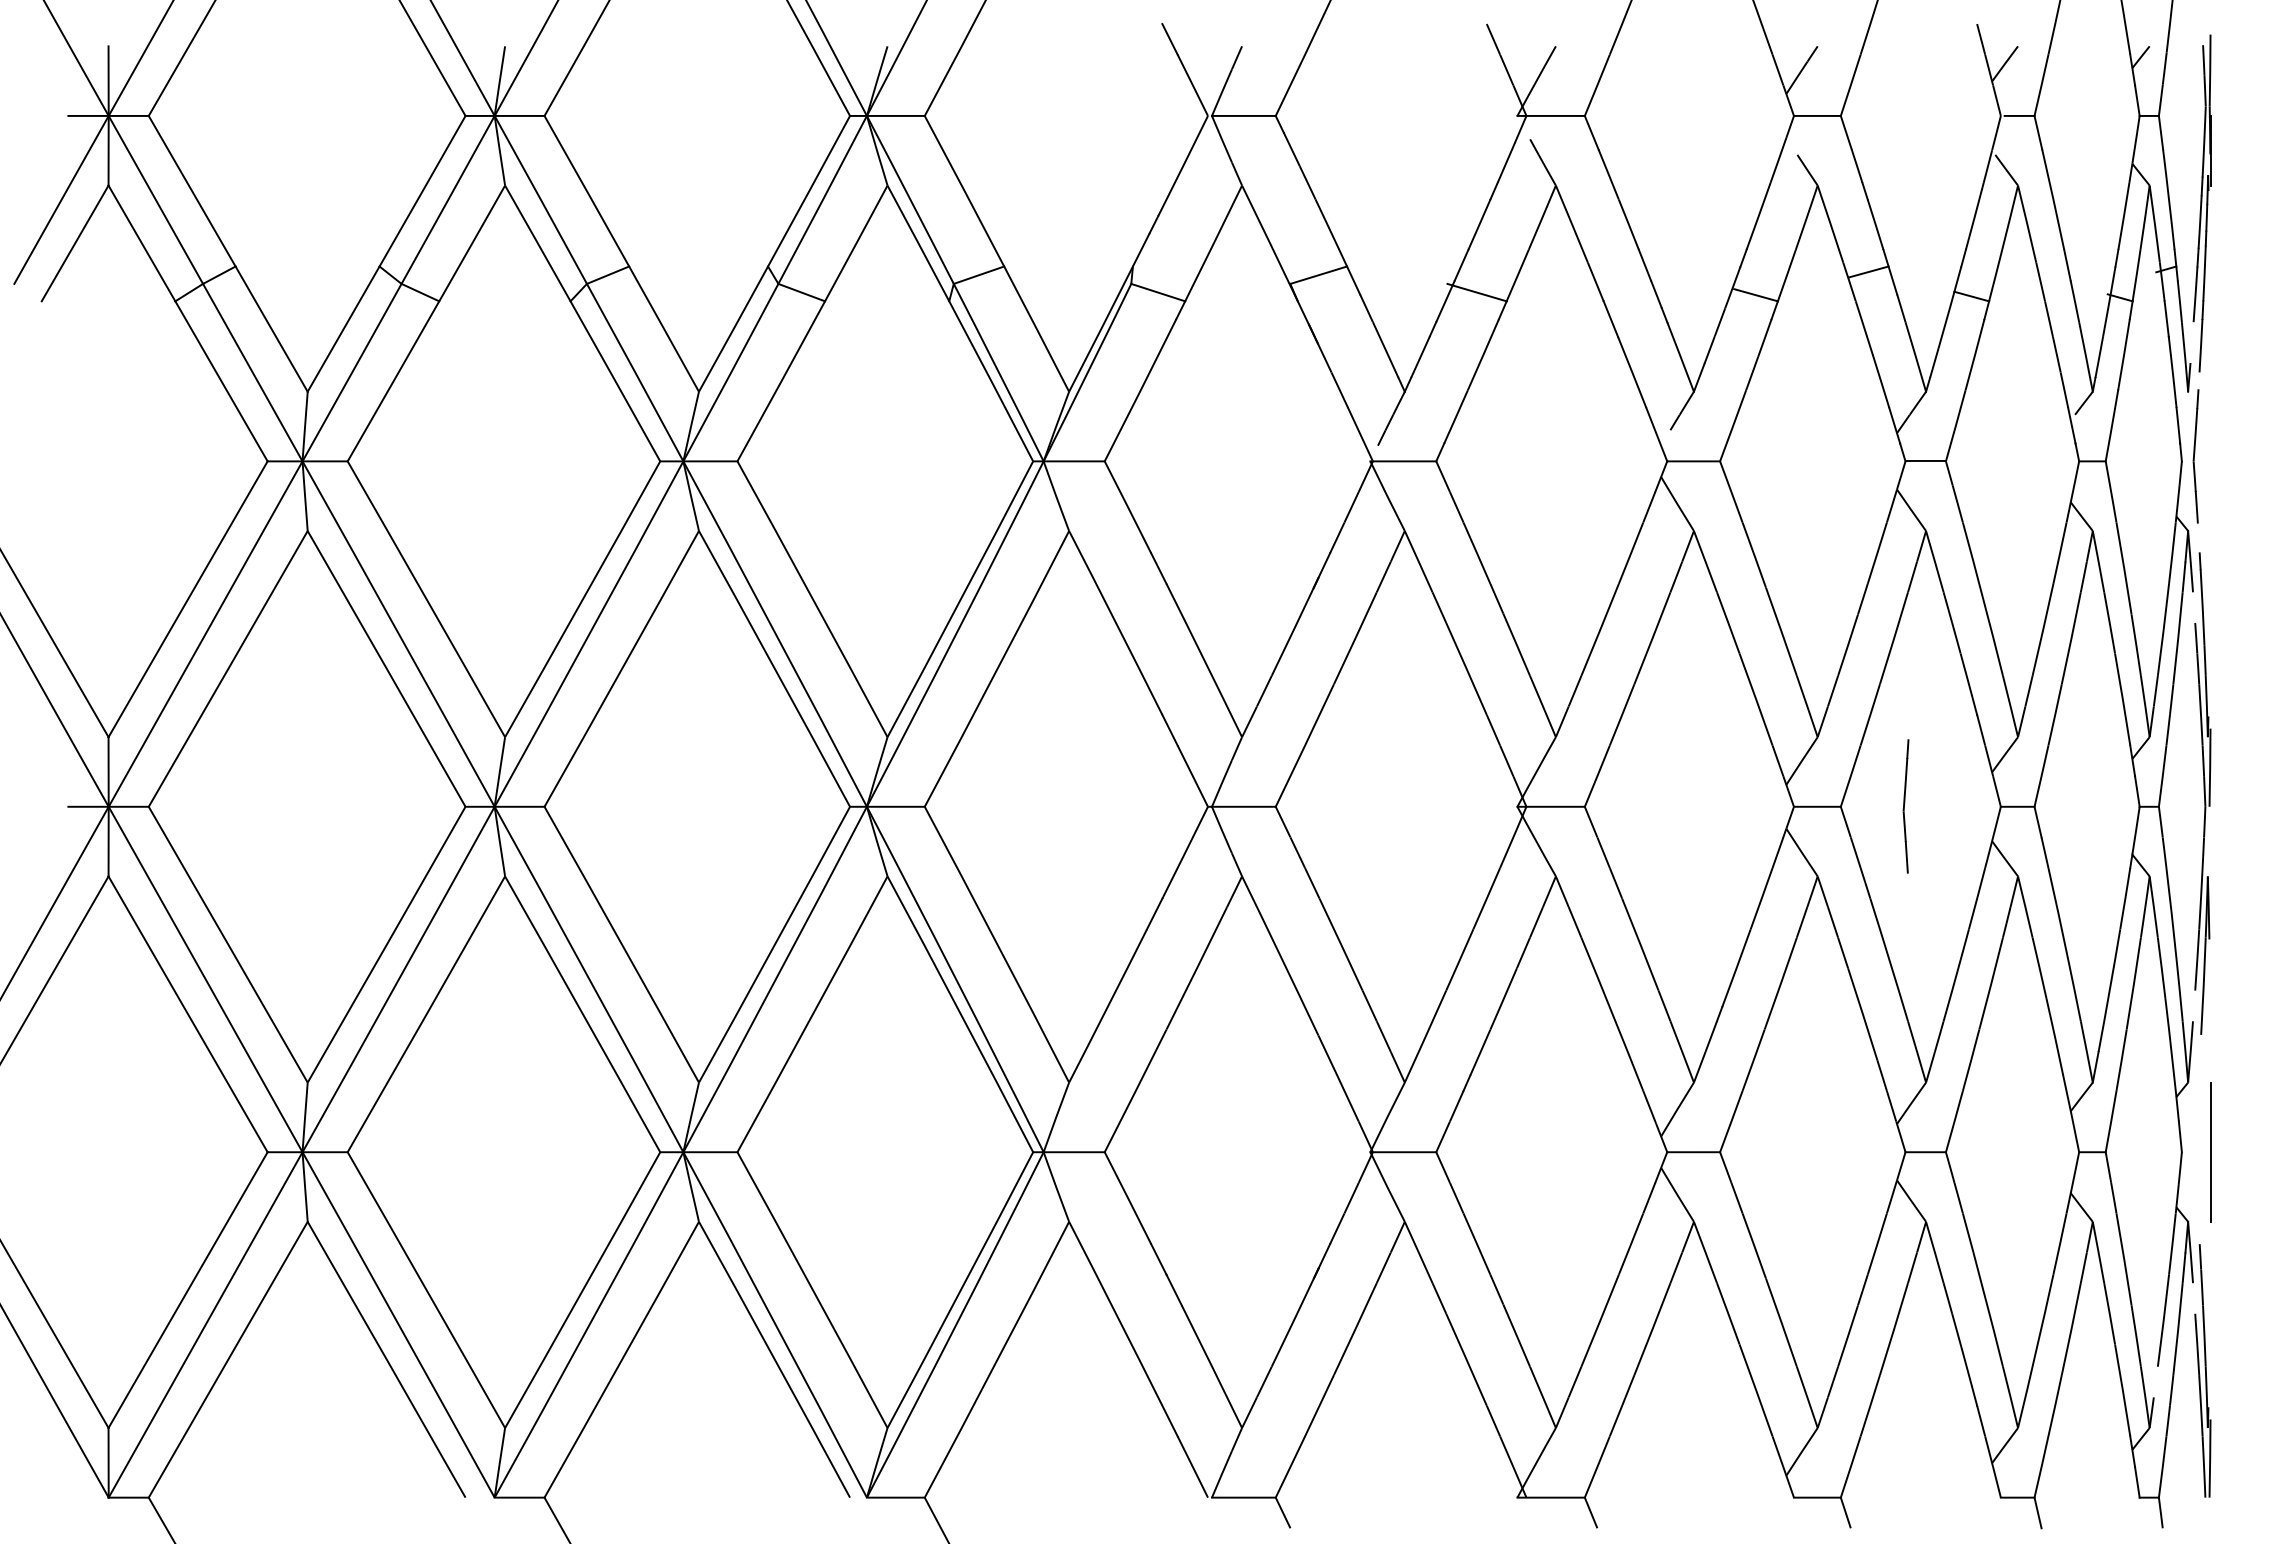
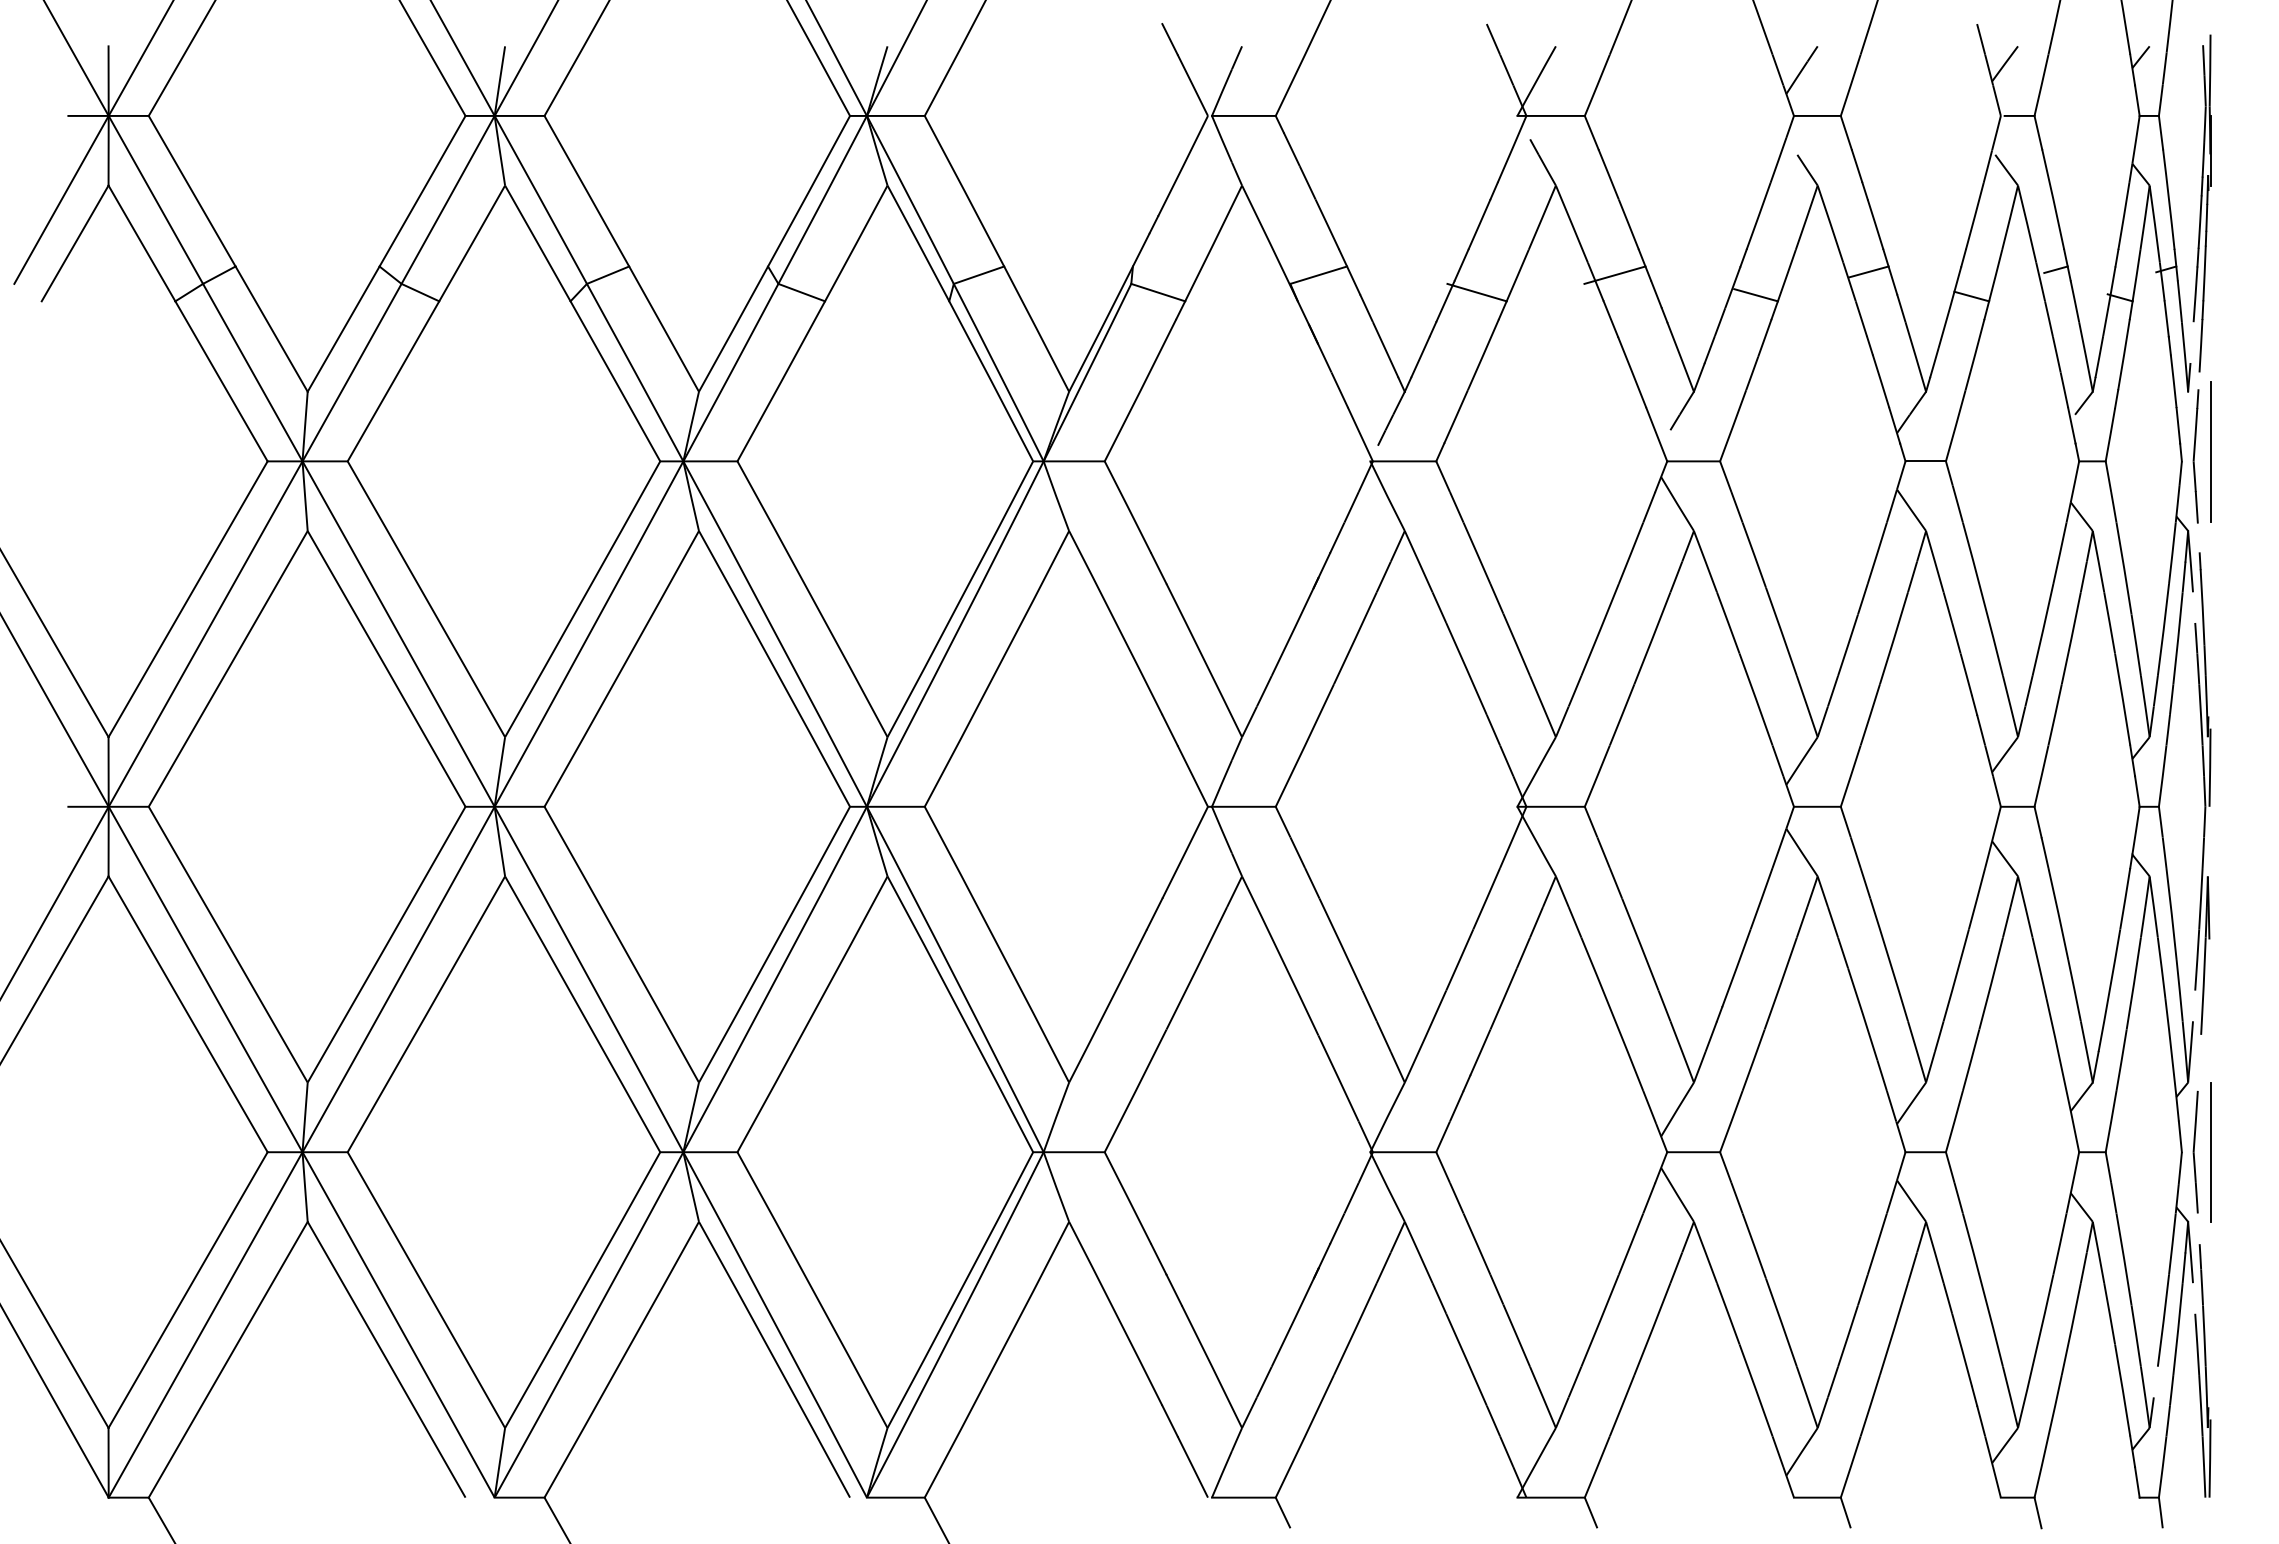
line: none -> present (2055, 269)
line: none -> present (1614, 274)
line: none -> present (2210, 451)
part: present -> none (1905, 806)
part: none -> present (2195, 1151)
